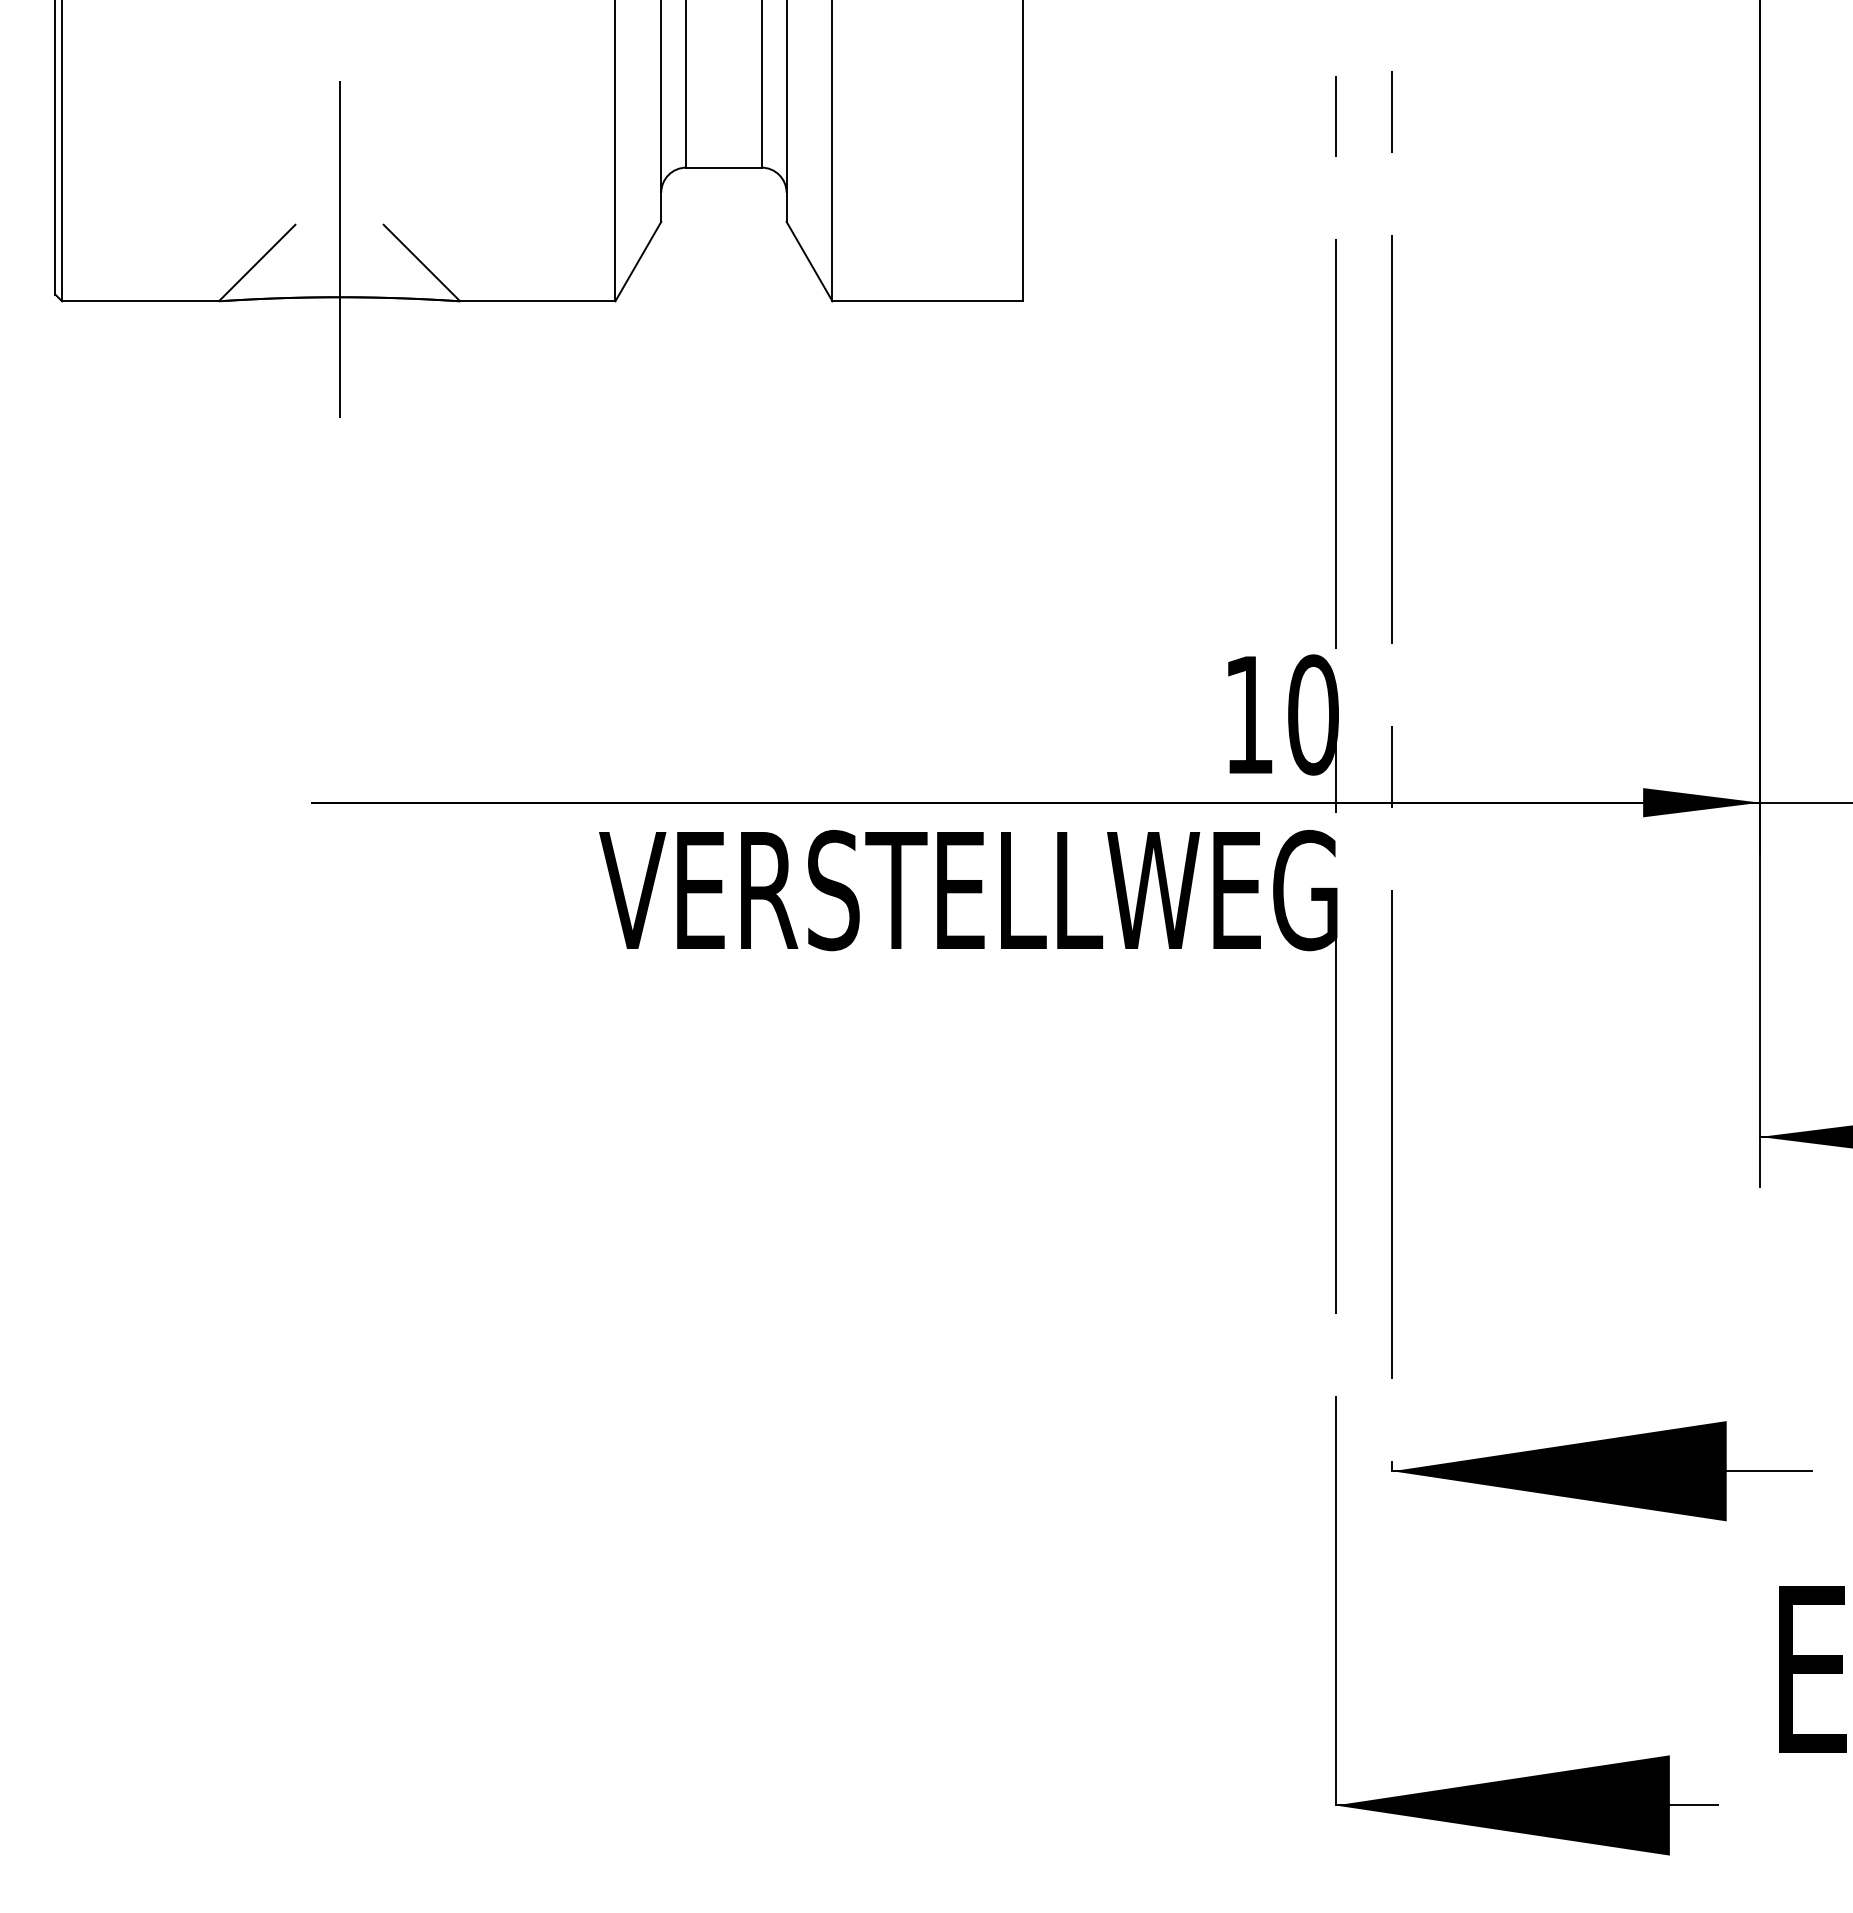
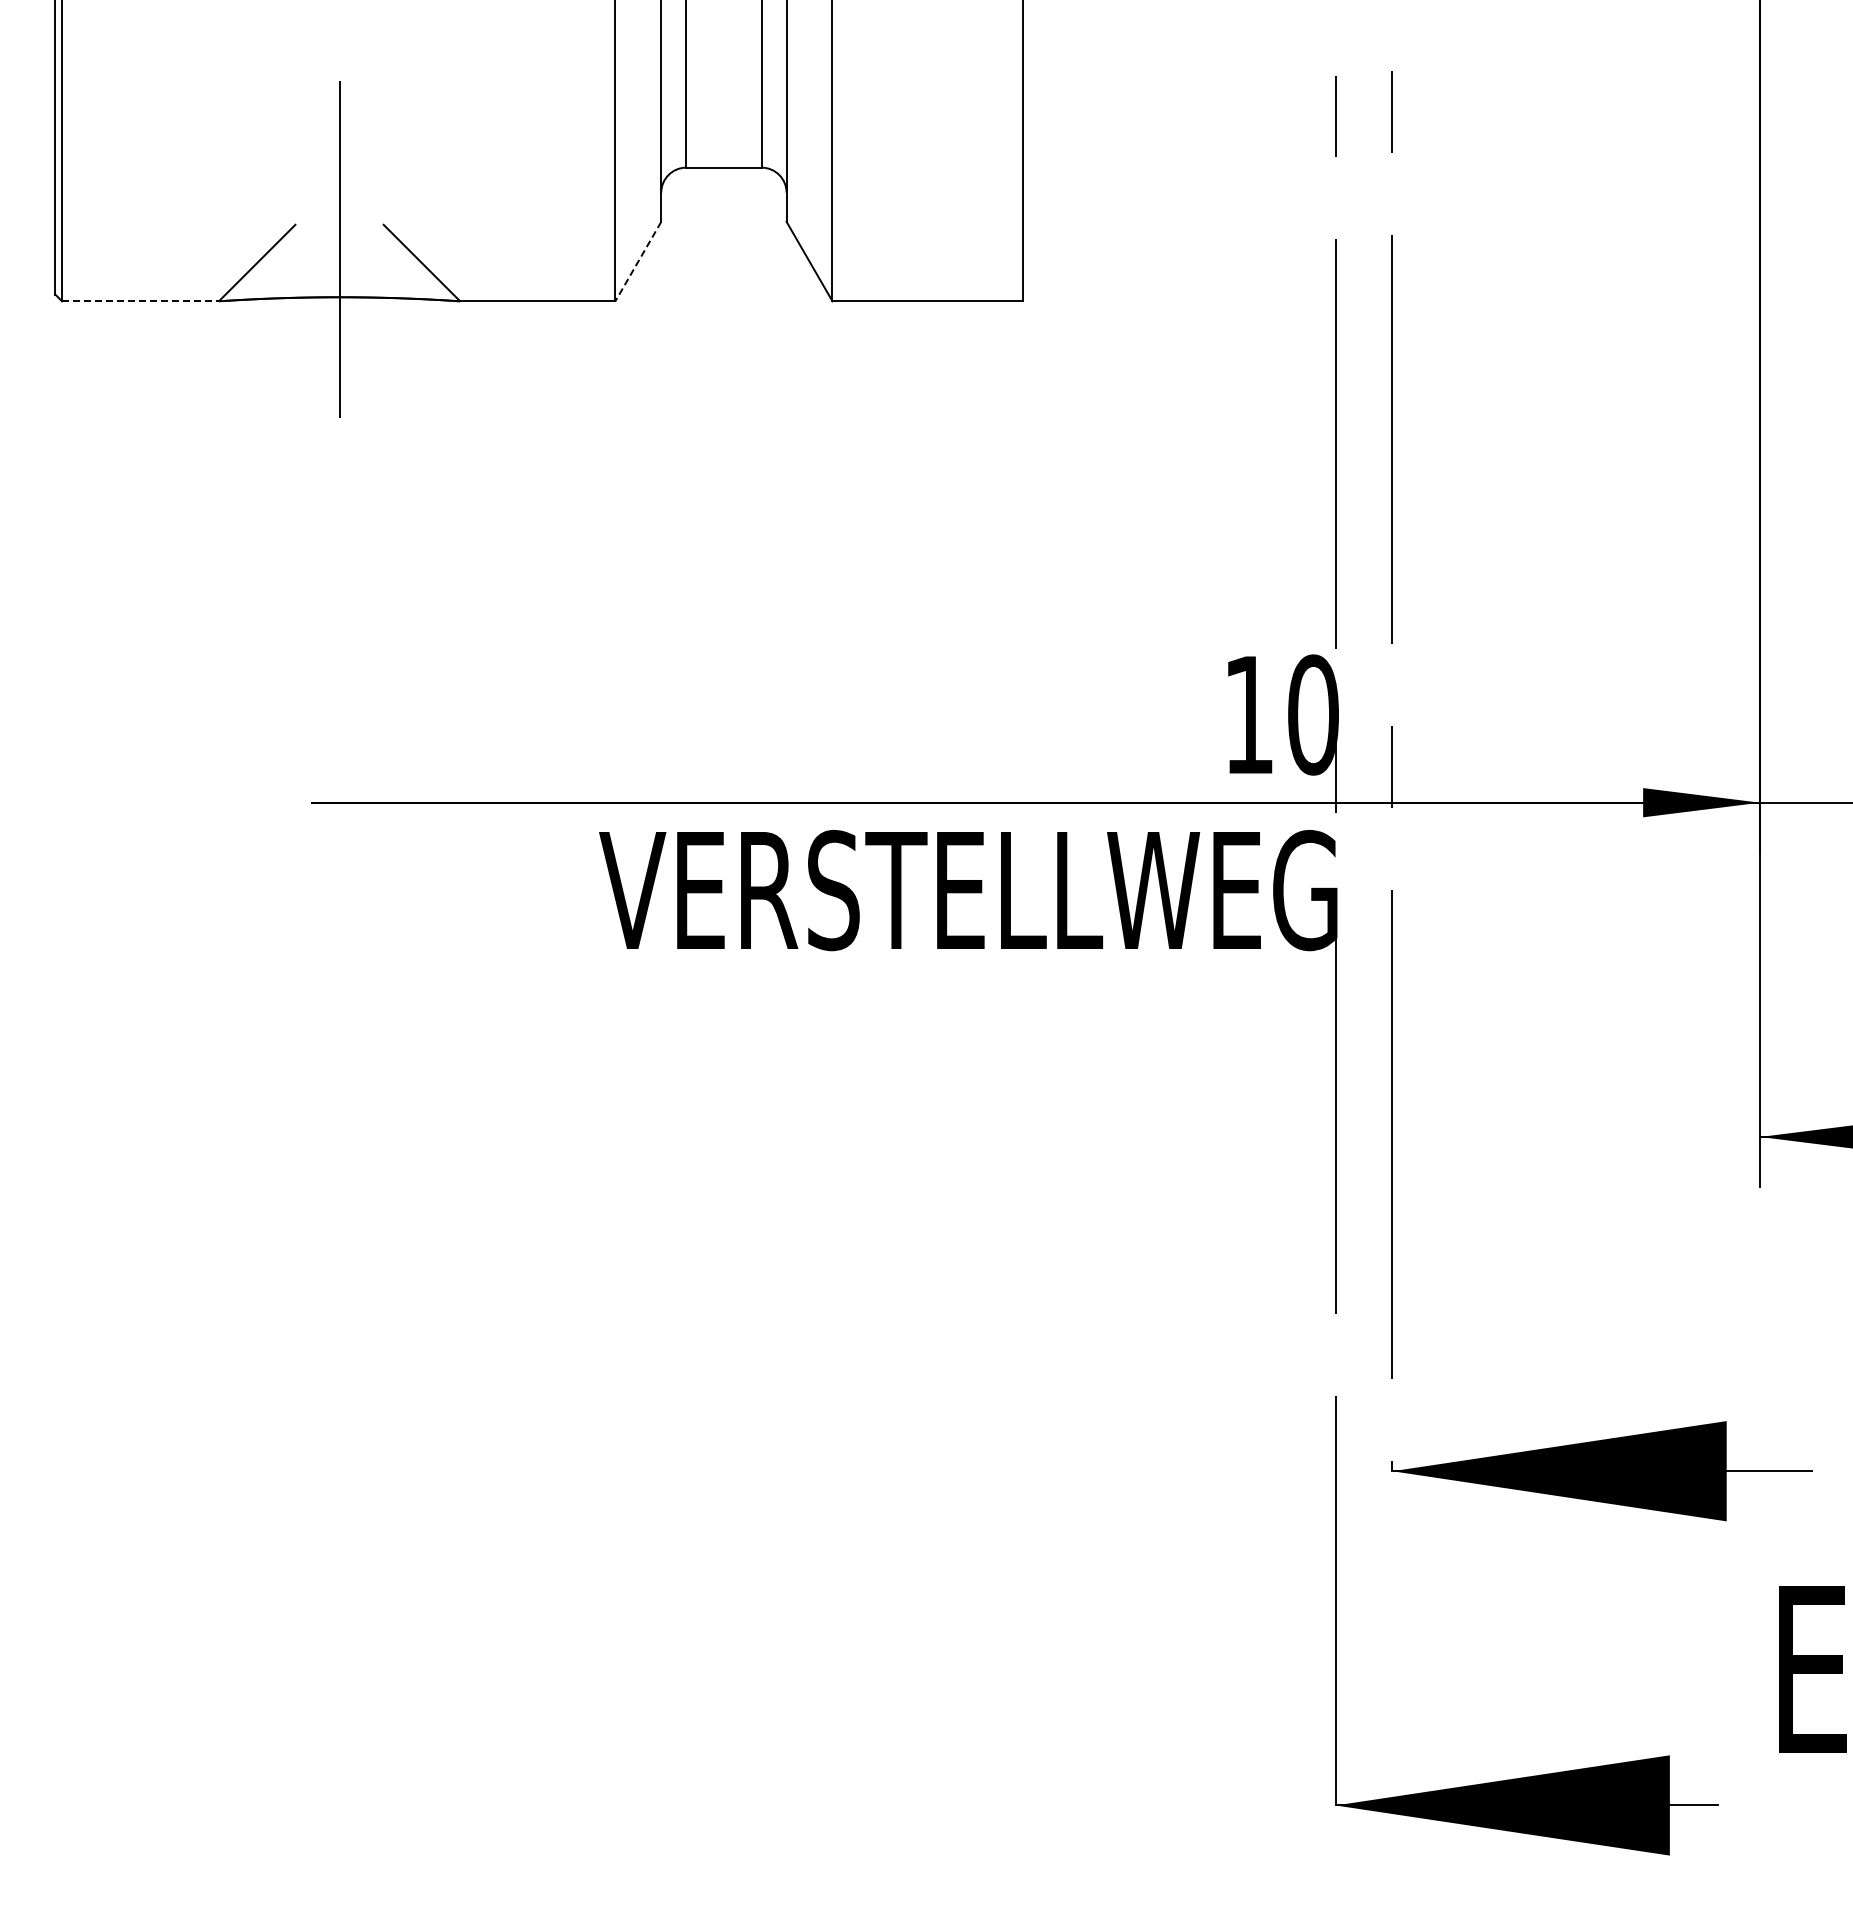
line: solid -> dashed (638, 261)
line: solid -> dashed (141, 301)
